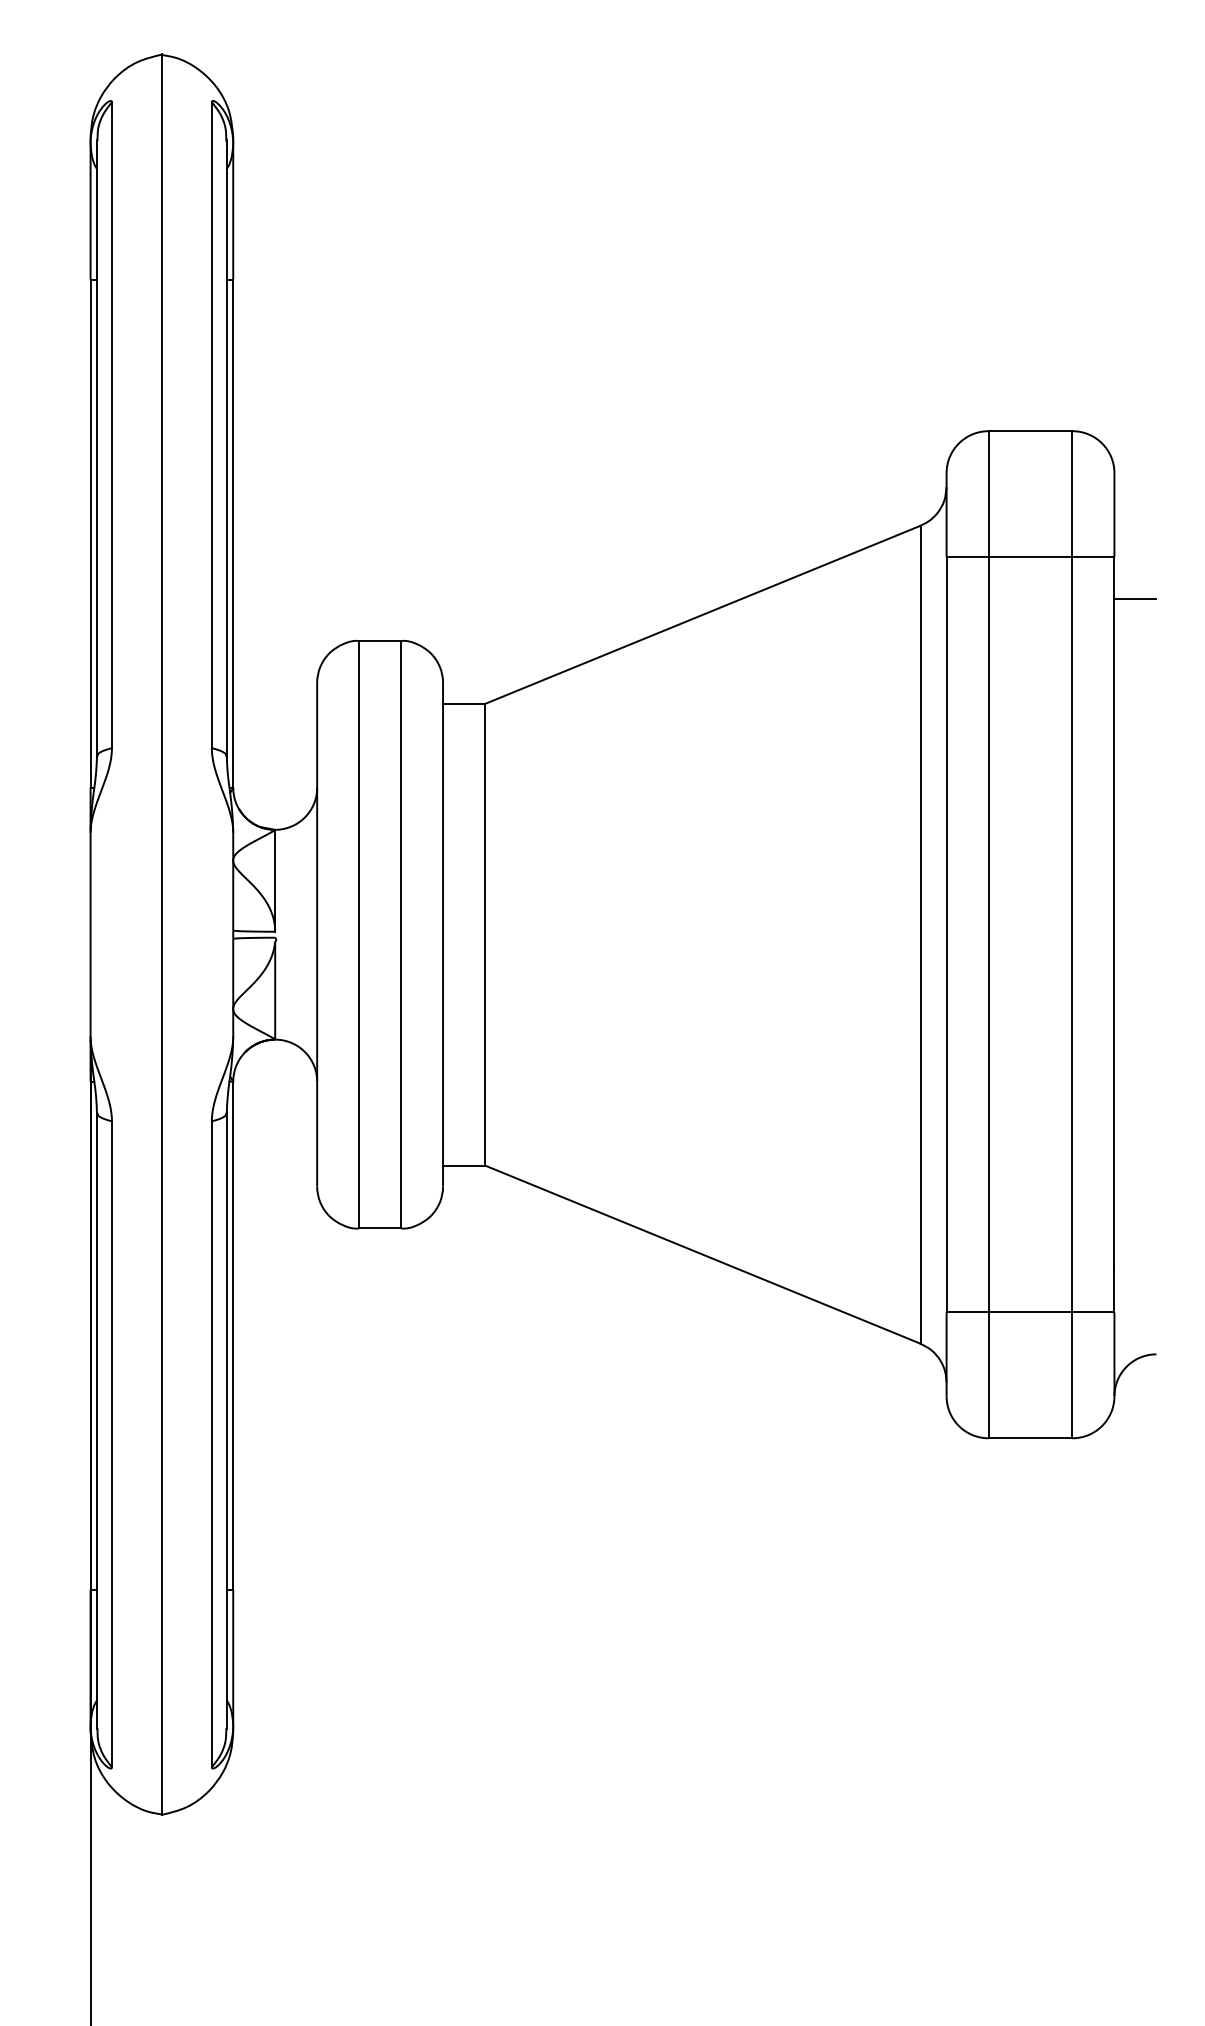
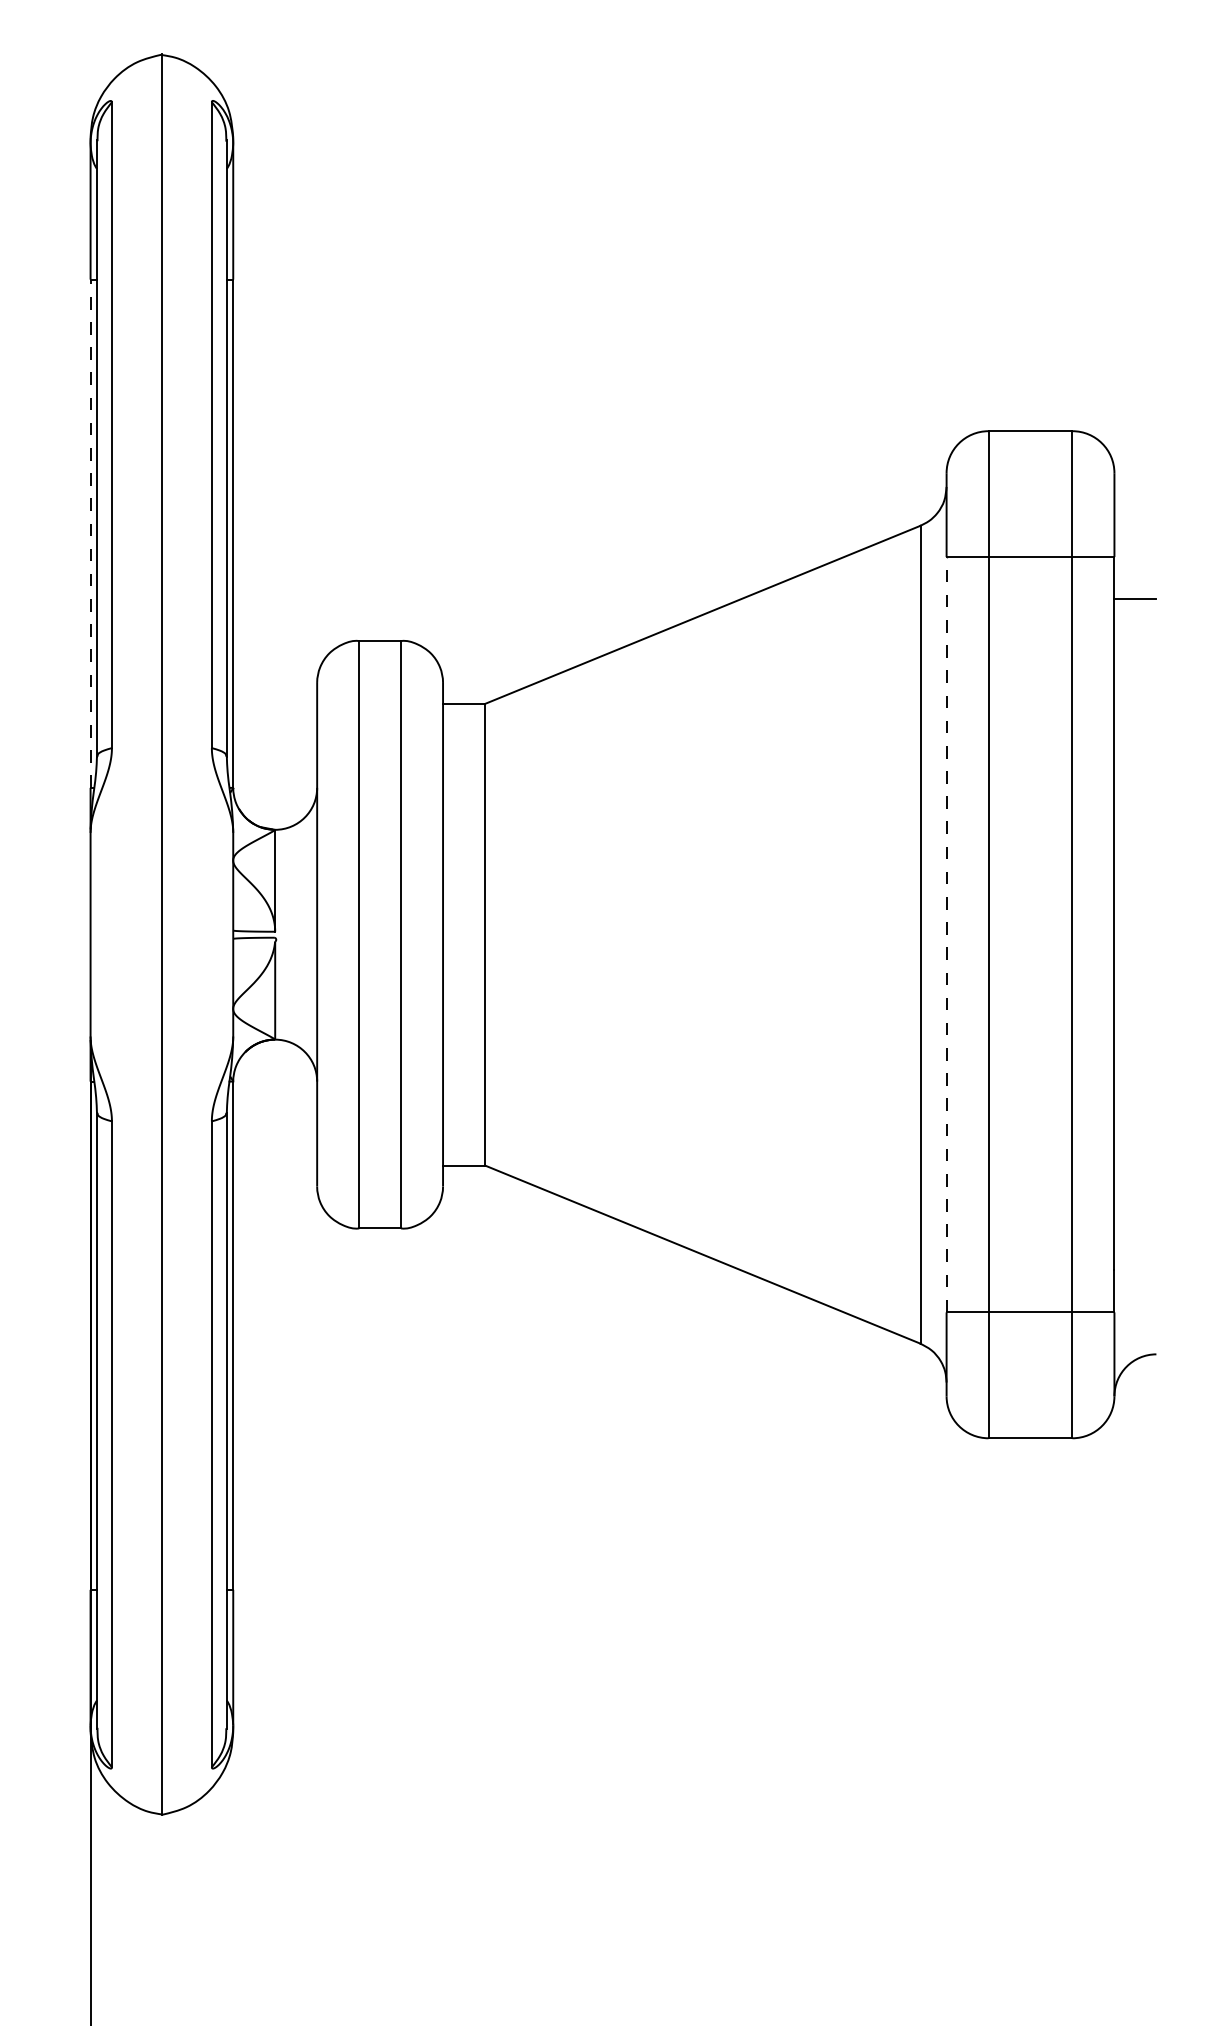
line: solid -> dashed (90, 533)
line: solid -> dashed (946, 934)
